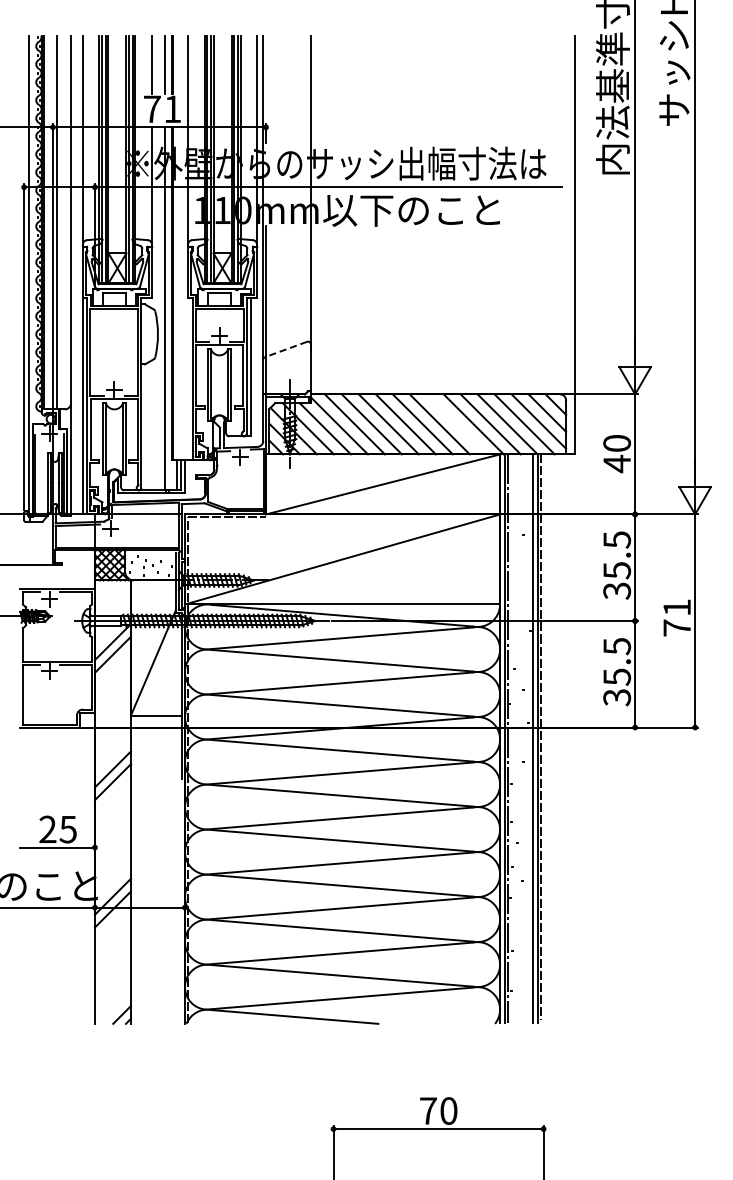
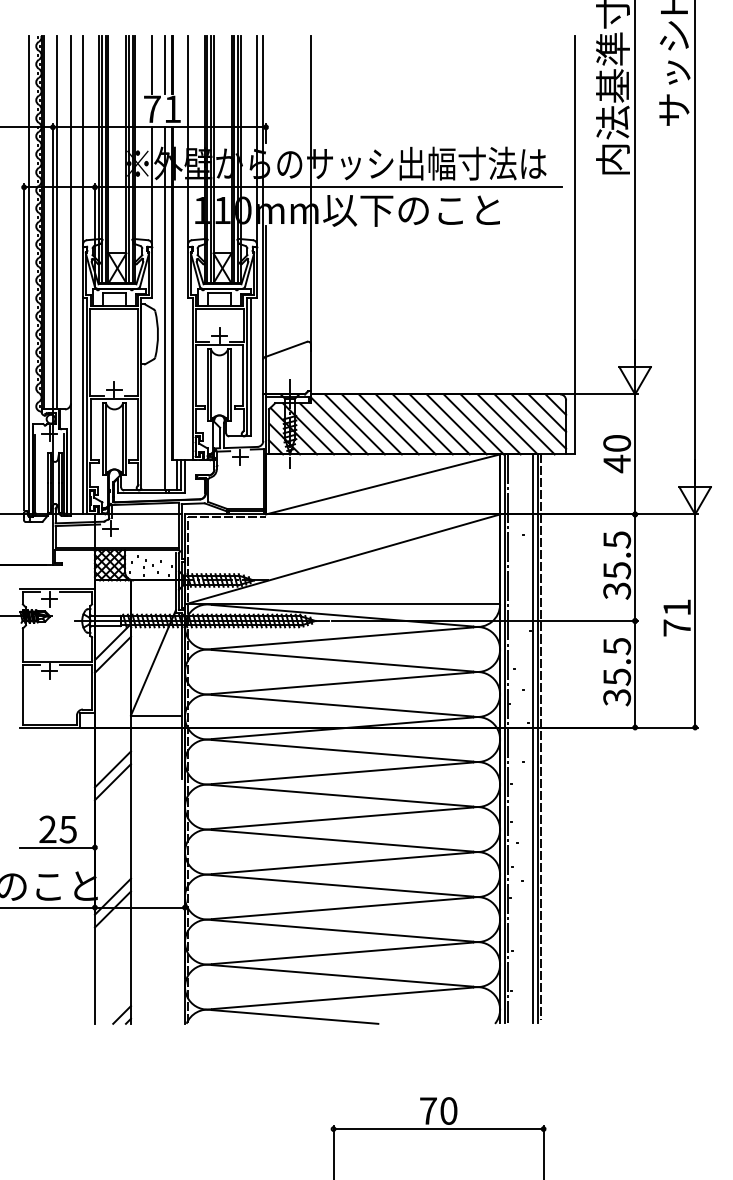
line: dashed -> solid (285, 349)
line: none -> present (456, 424)
